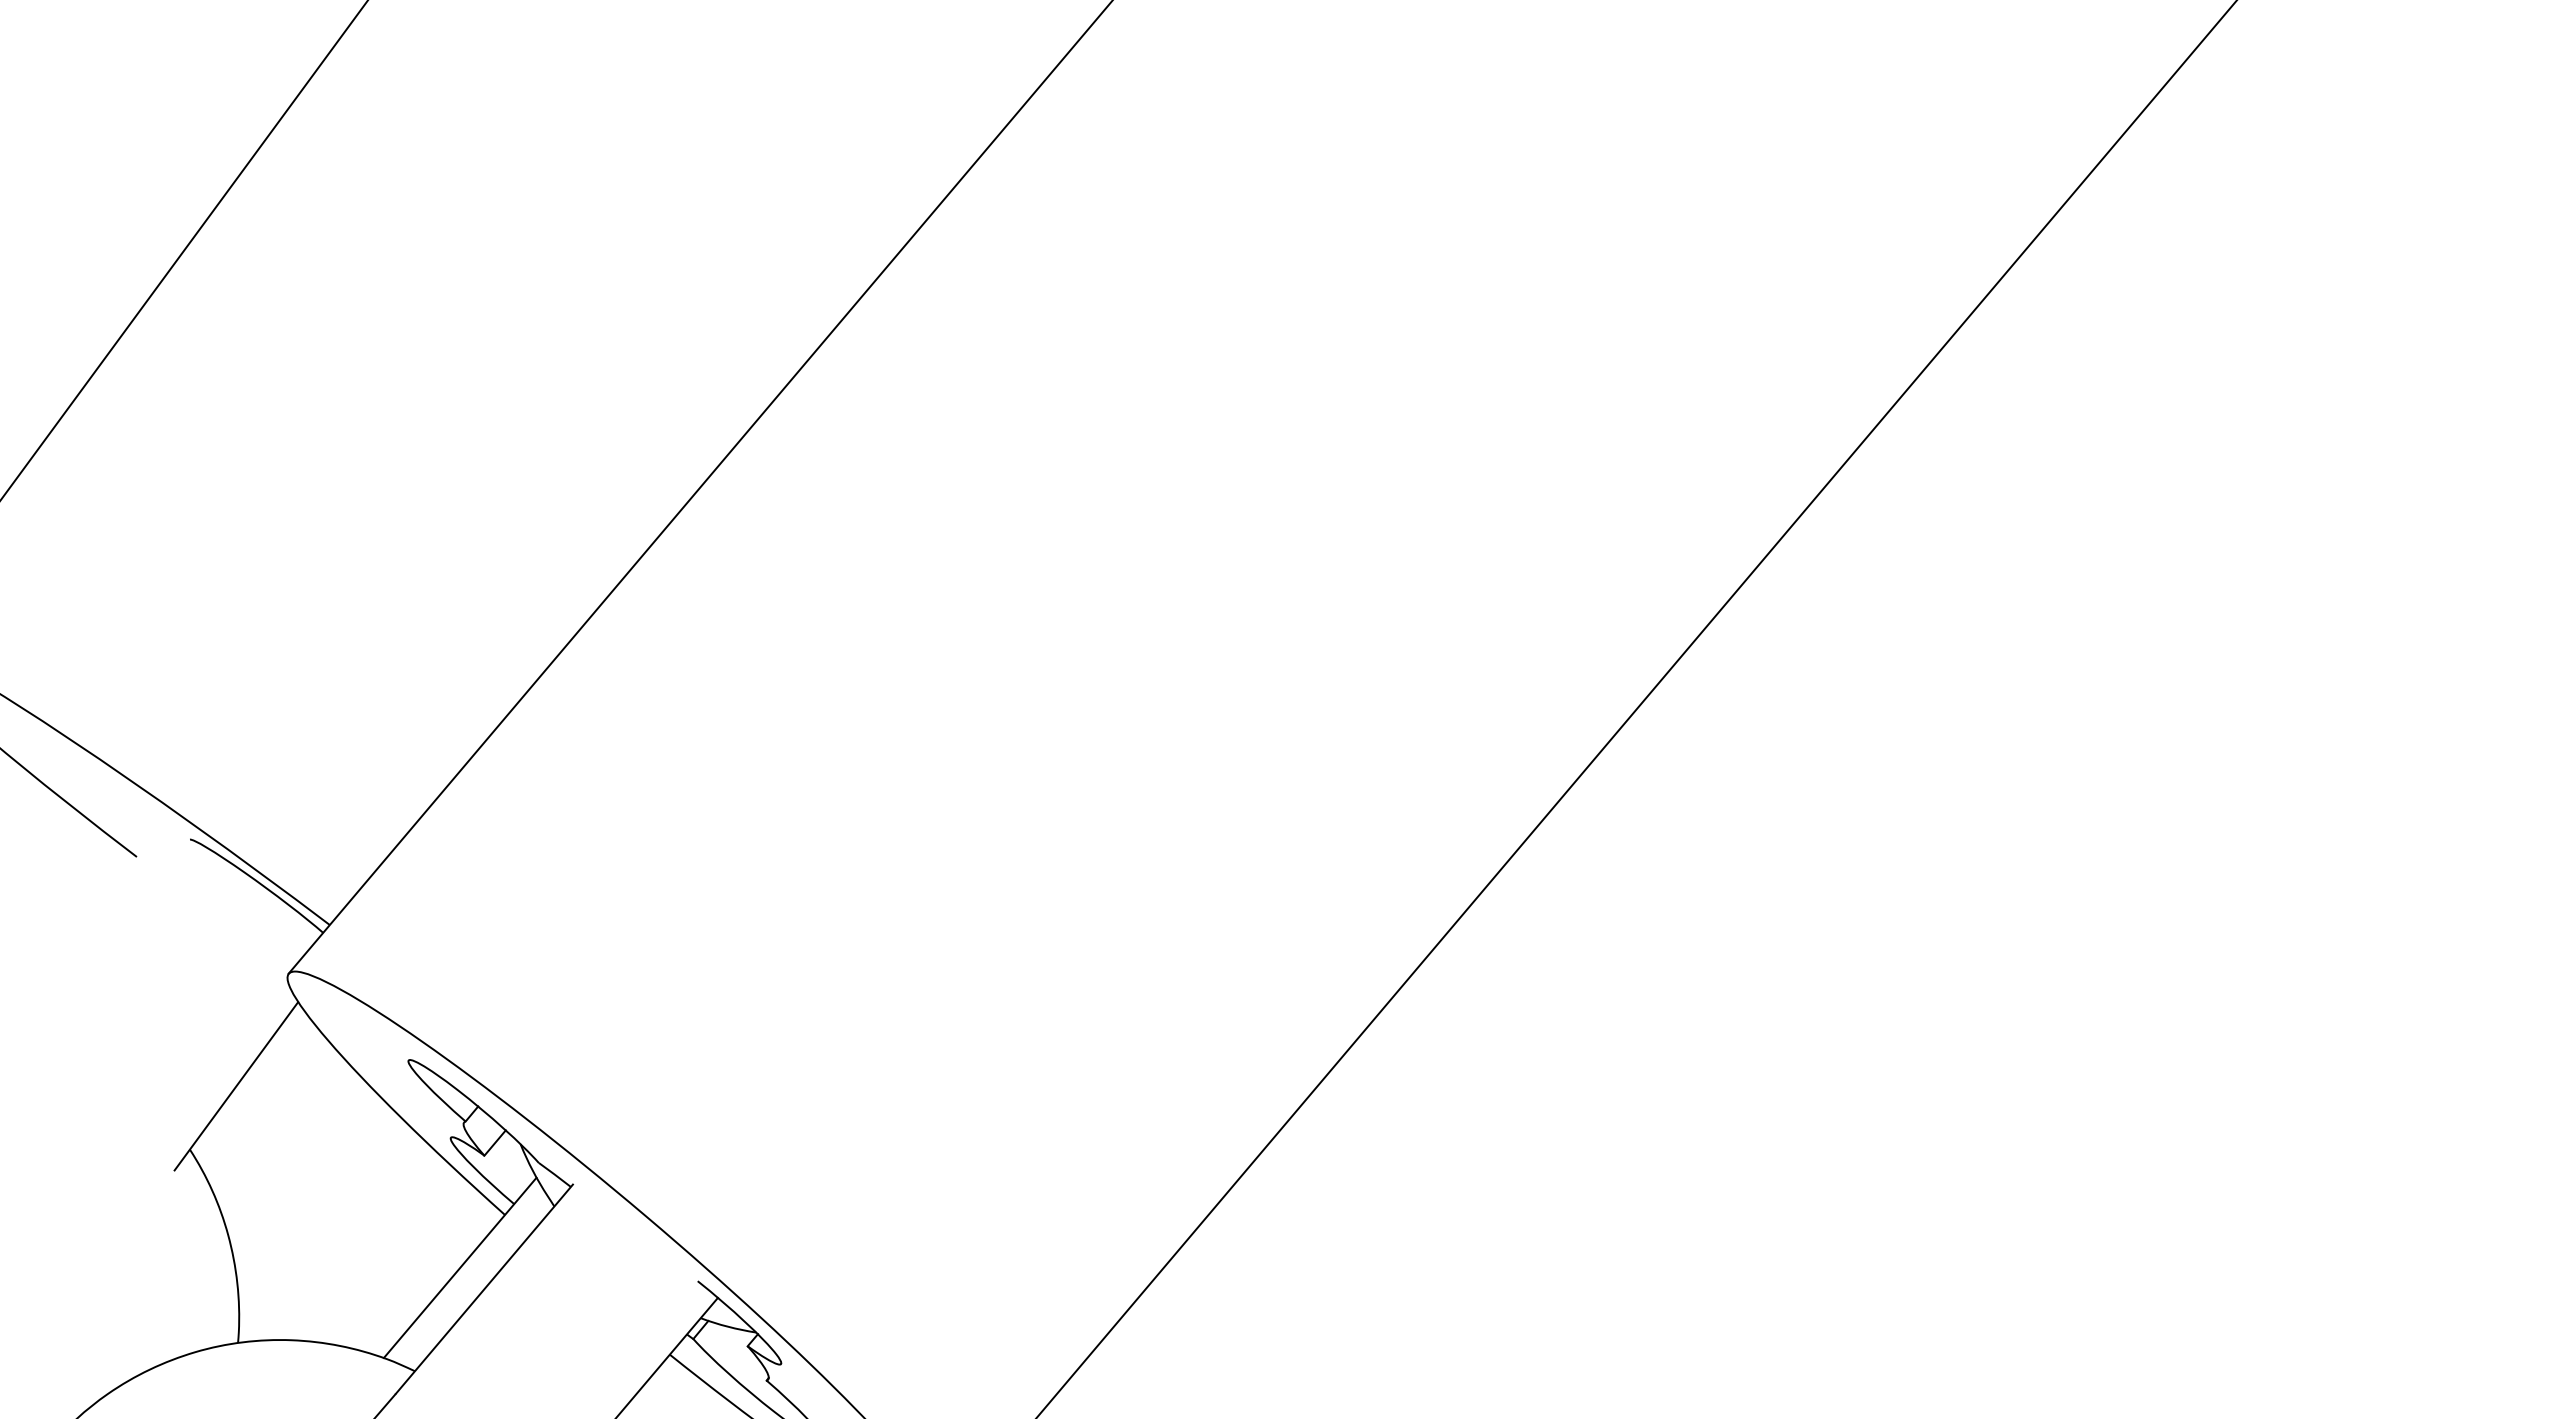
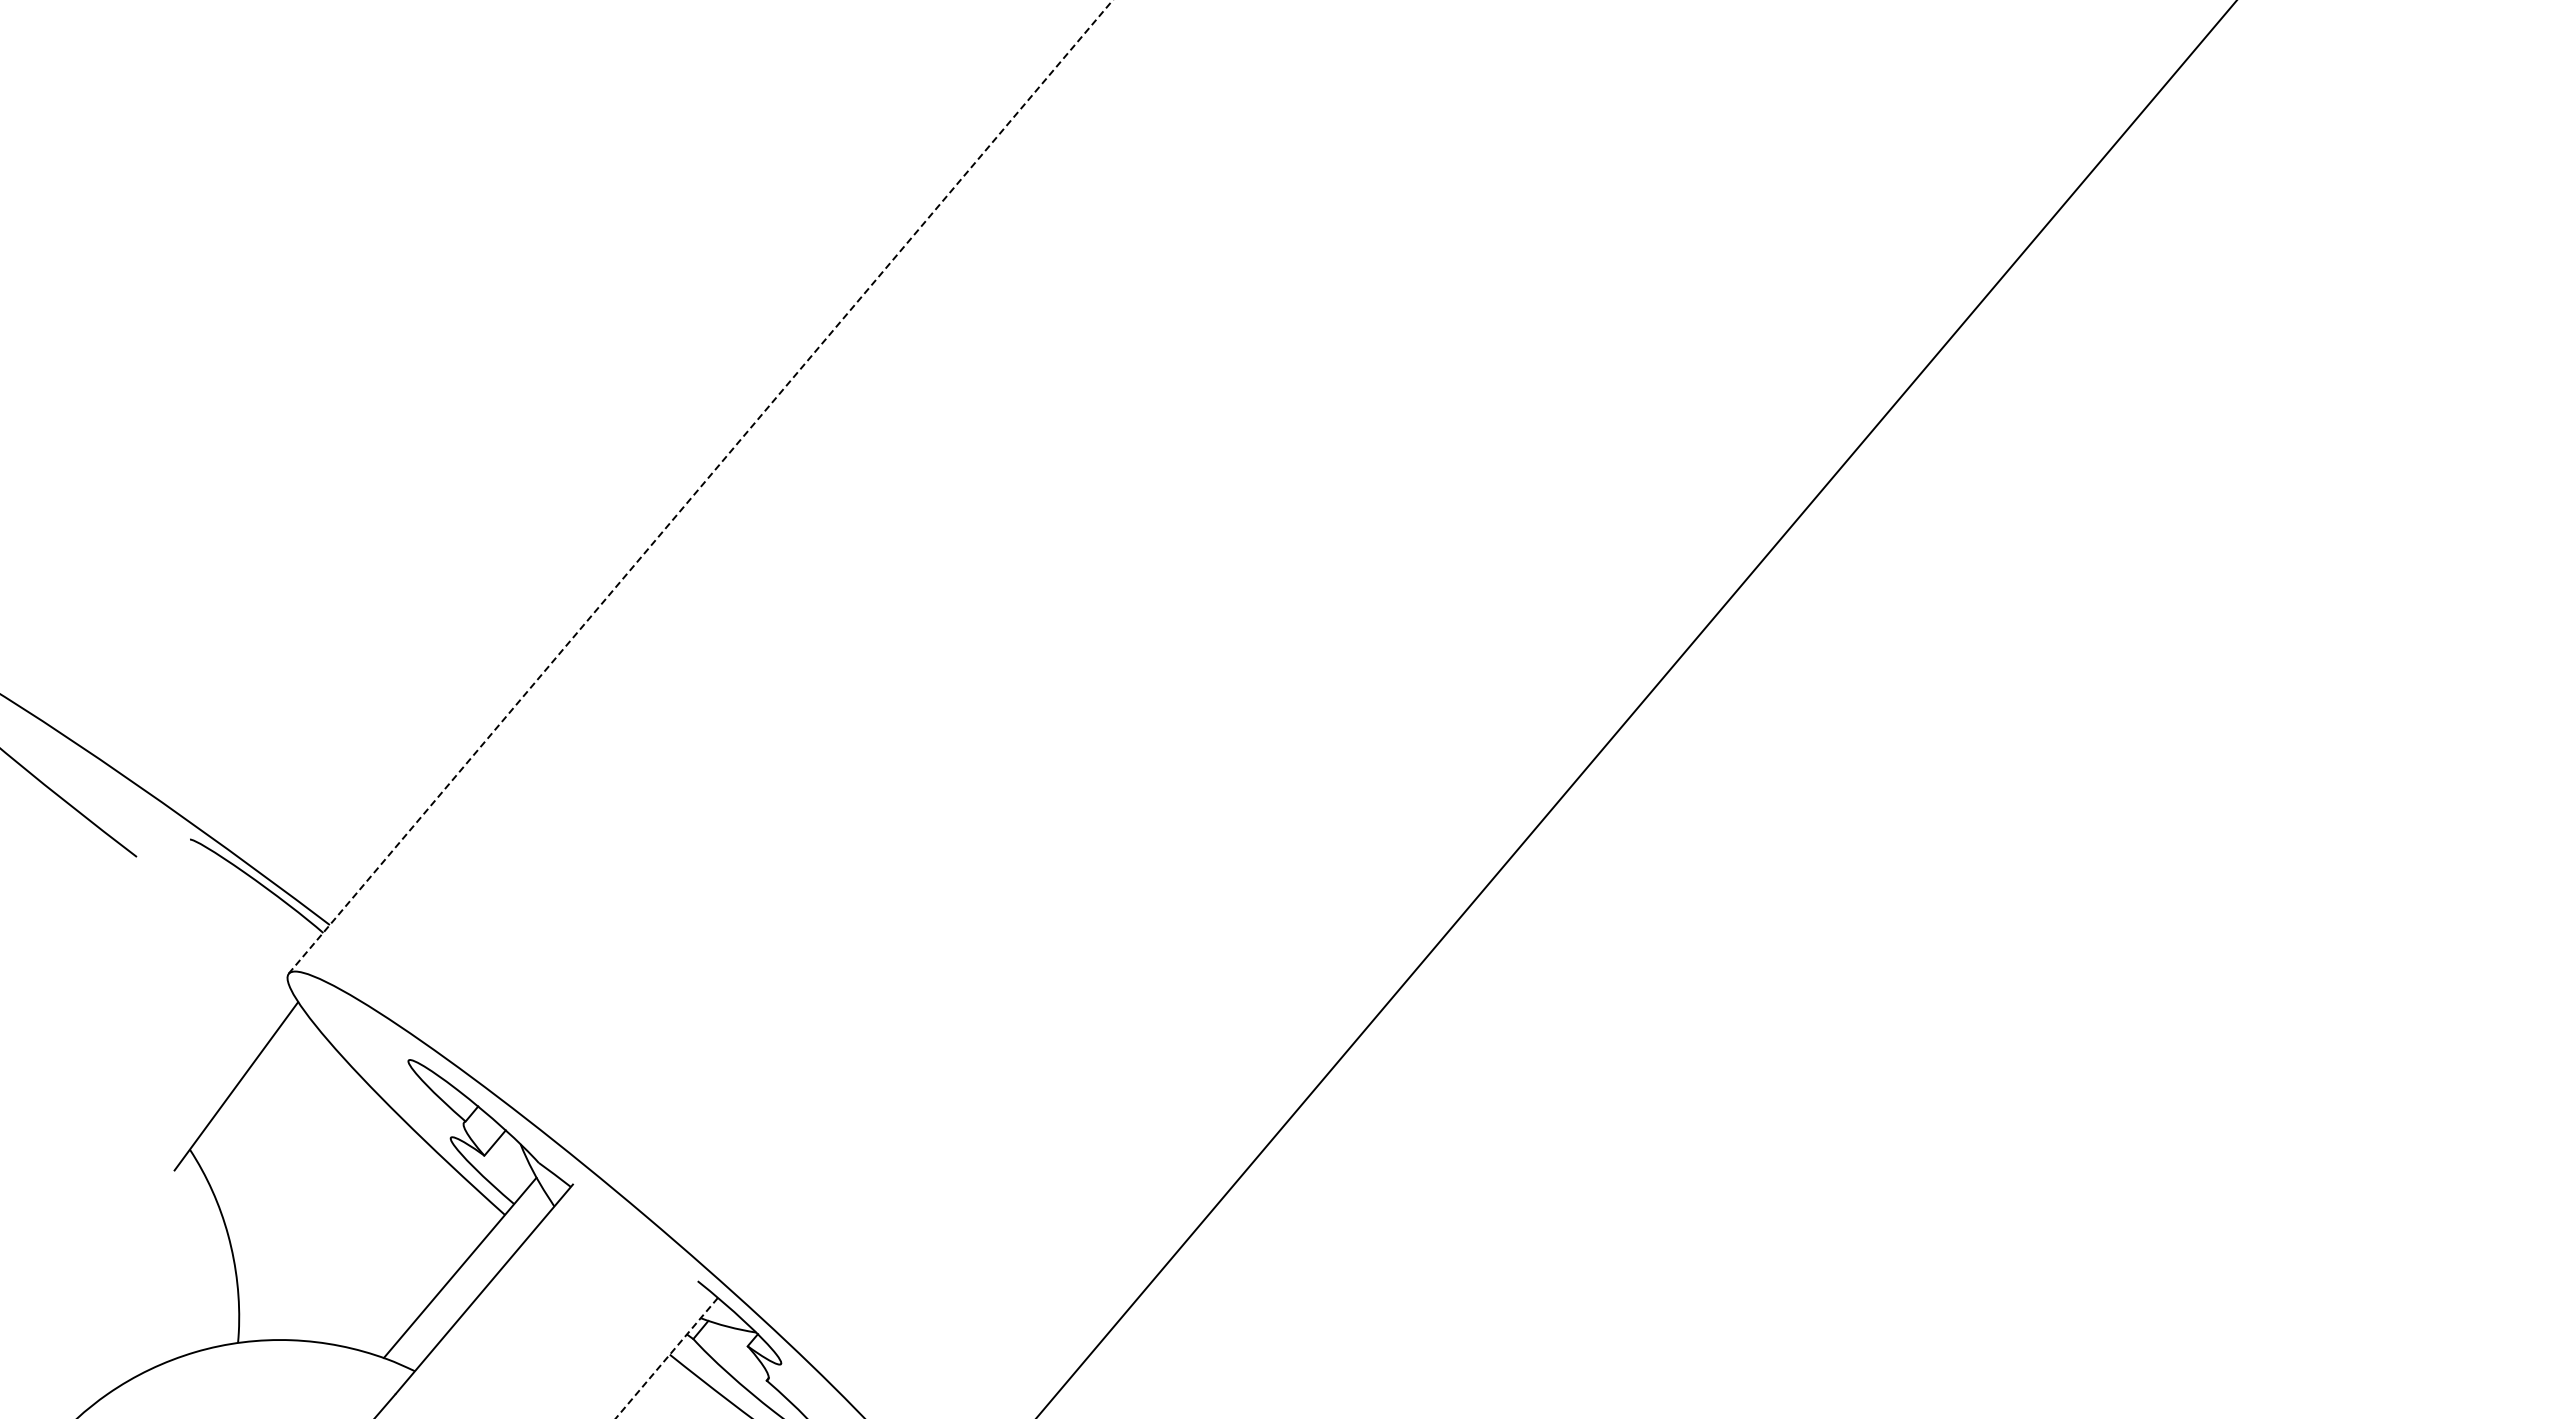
line: present -> none (184, 250)
line: solid -> dashed (700, 486)
line: solid -> dashed (666, 1358)
